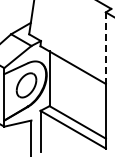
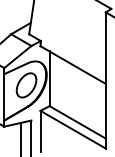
line: dashed -> solid (105, 48)
line: none -> present (20, 138)
